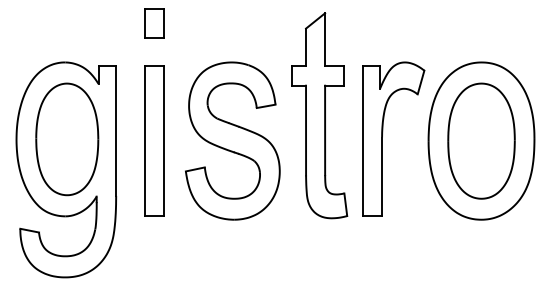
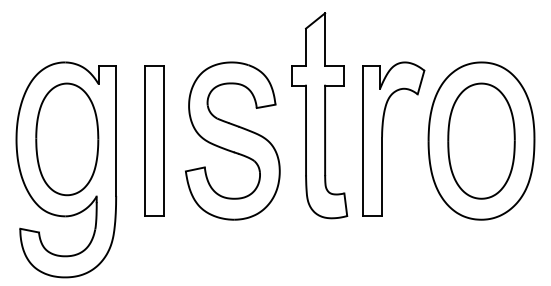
part: present -> none (154, 23)
